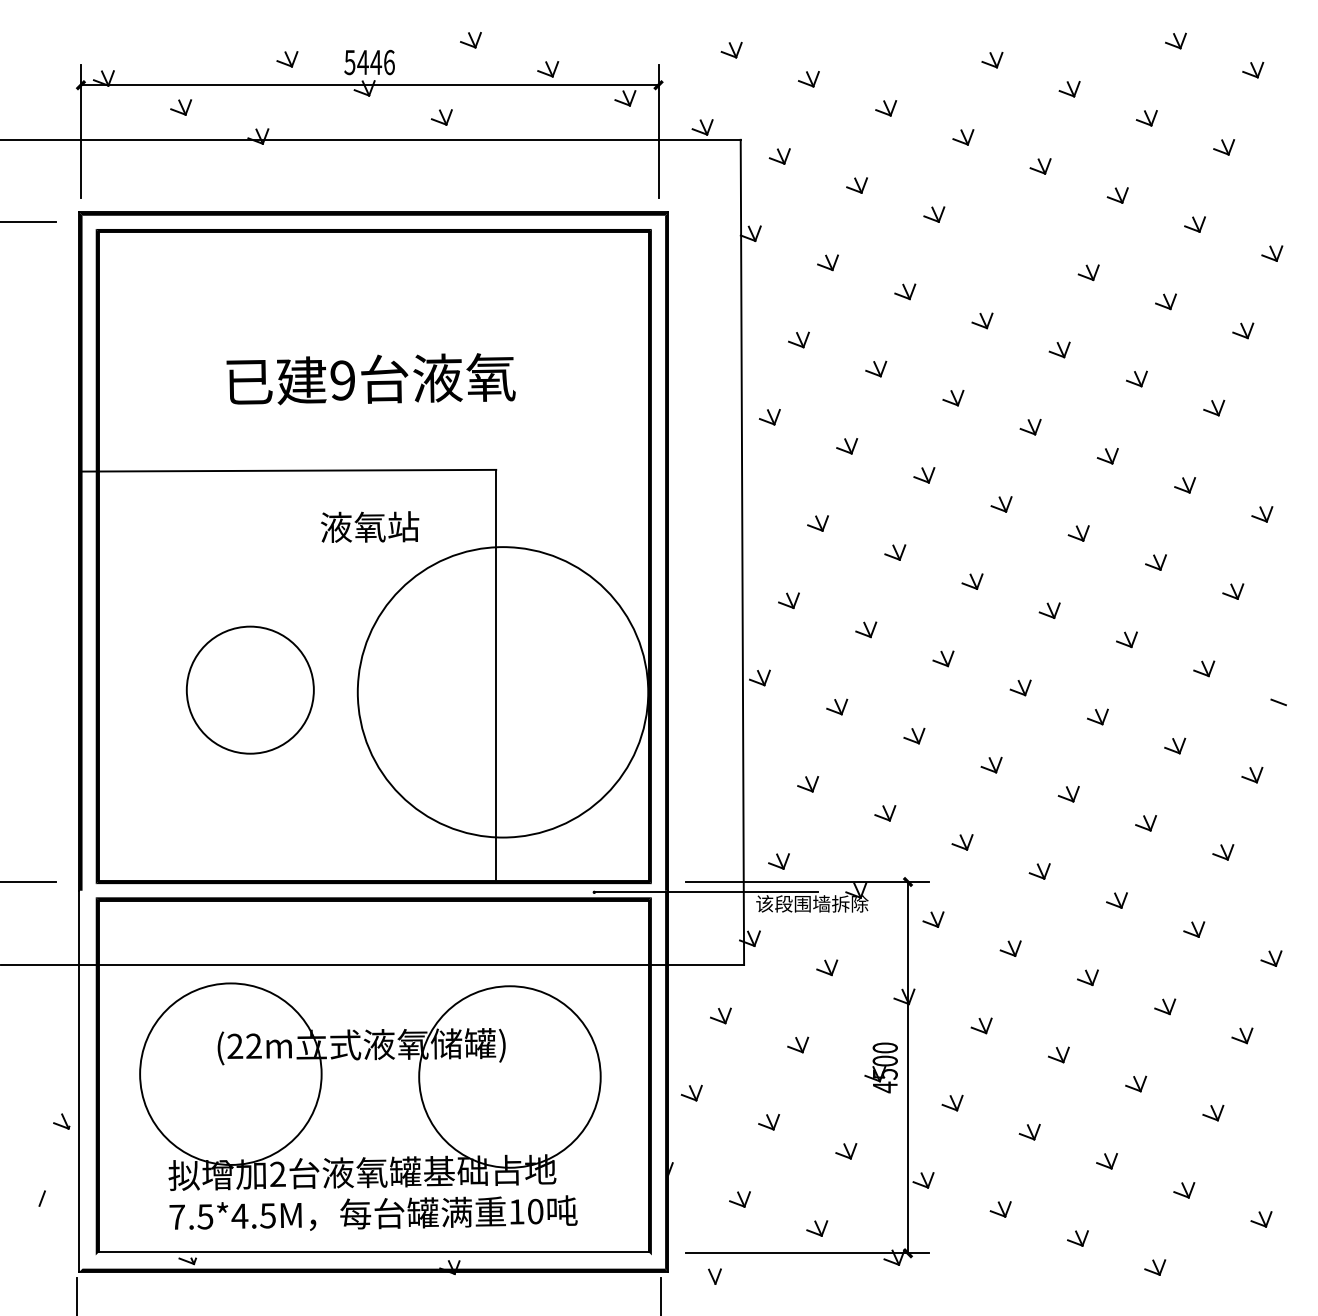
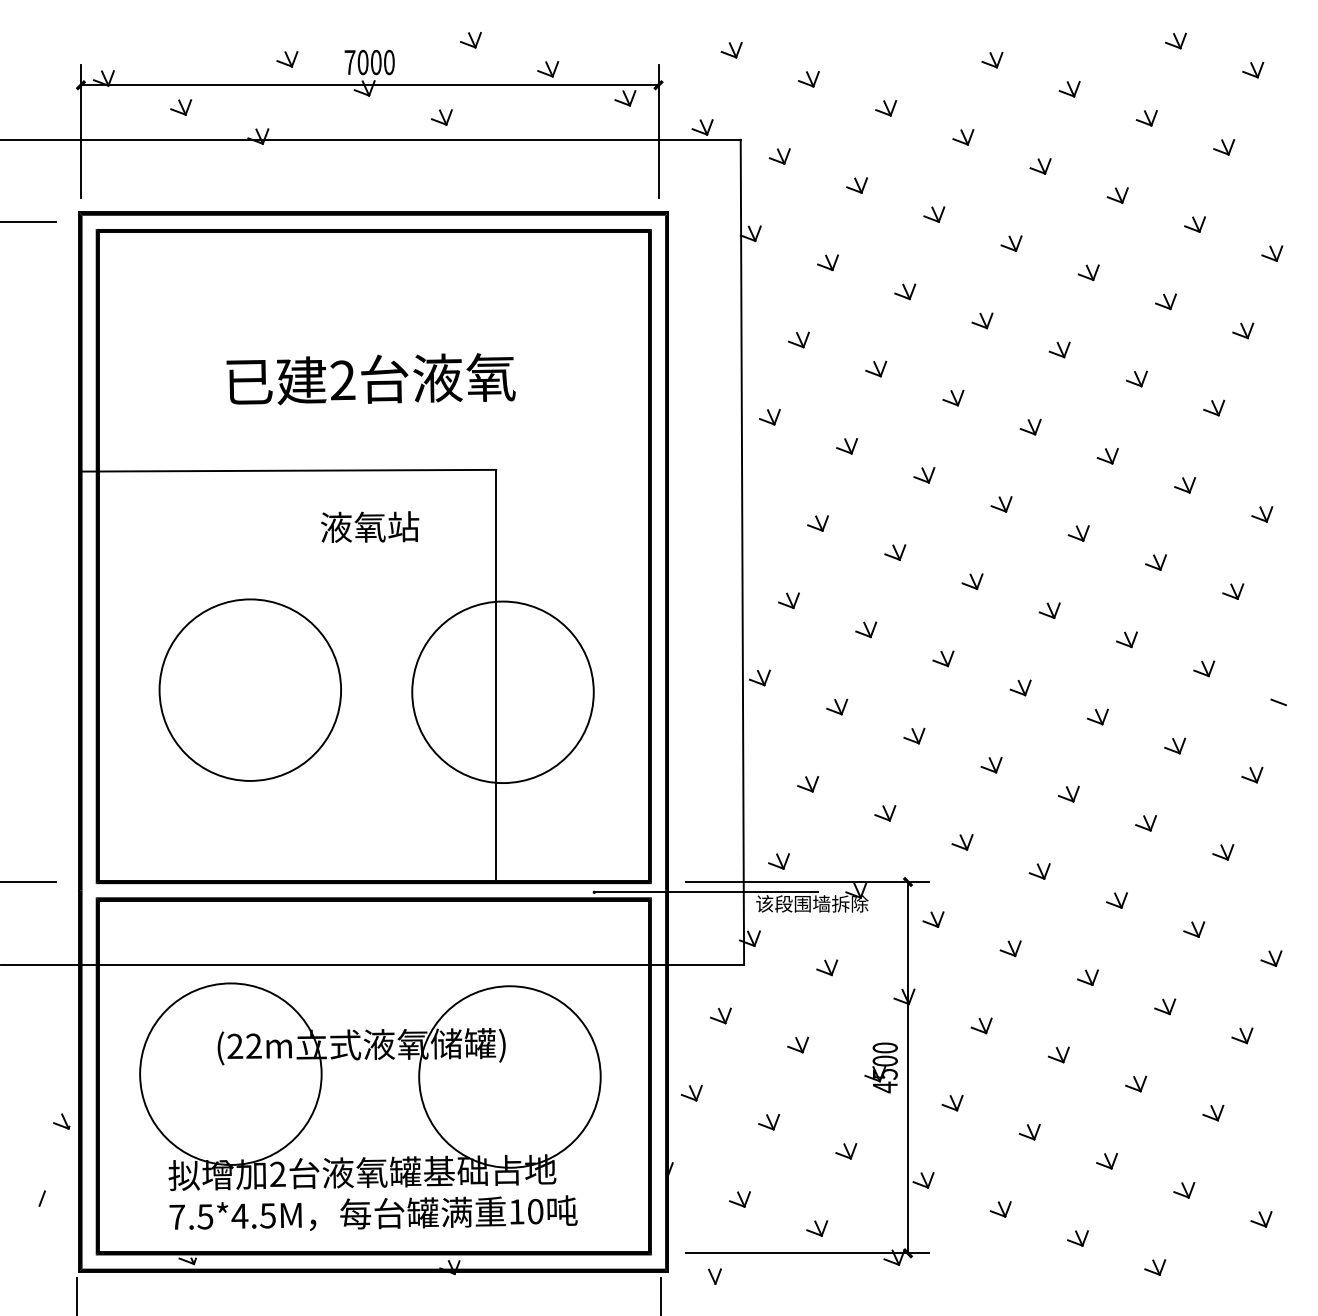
text: 5446 -> 7000 (369, 62)
part: none -> present (1011, 243)
text: 9 -> 2 (342, 380)
circle diameter: 127 px -> 182 px (250, 689)
circle diameter: 290 px -> 182 px (502, 692)
fill: none -> present (80, 1080)
fill: none -> present (373, 1253)
